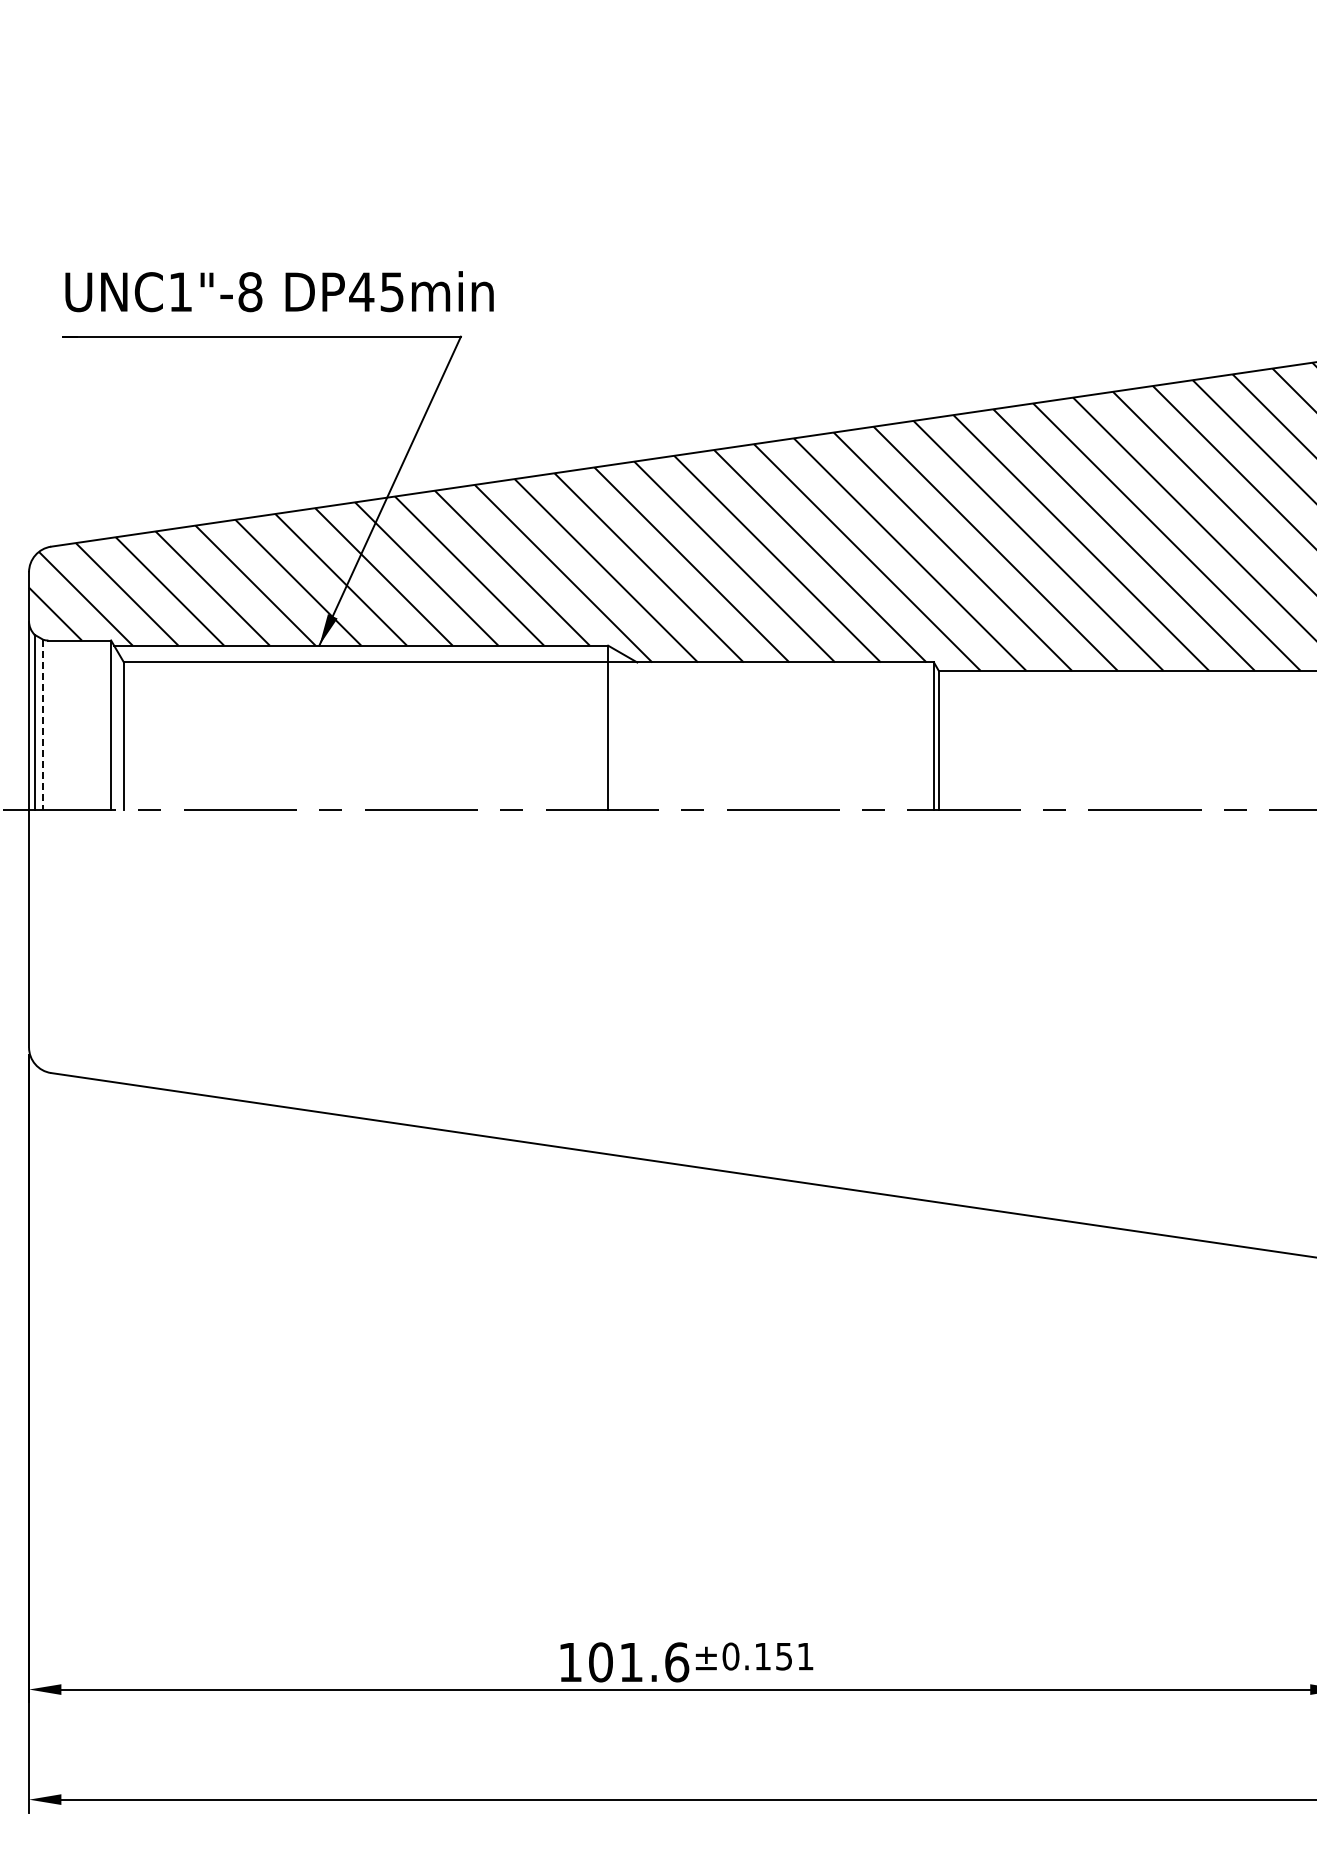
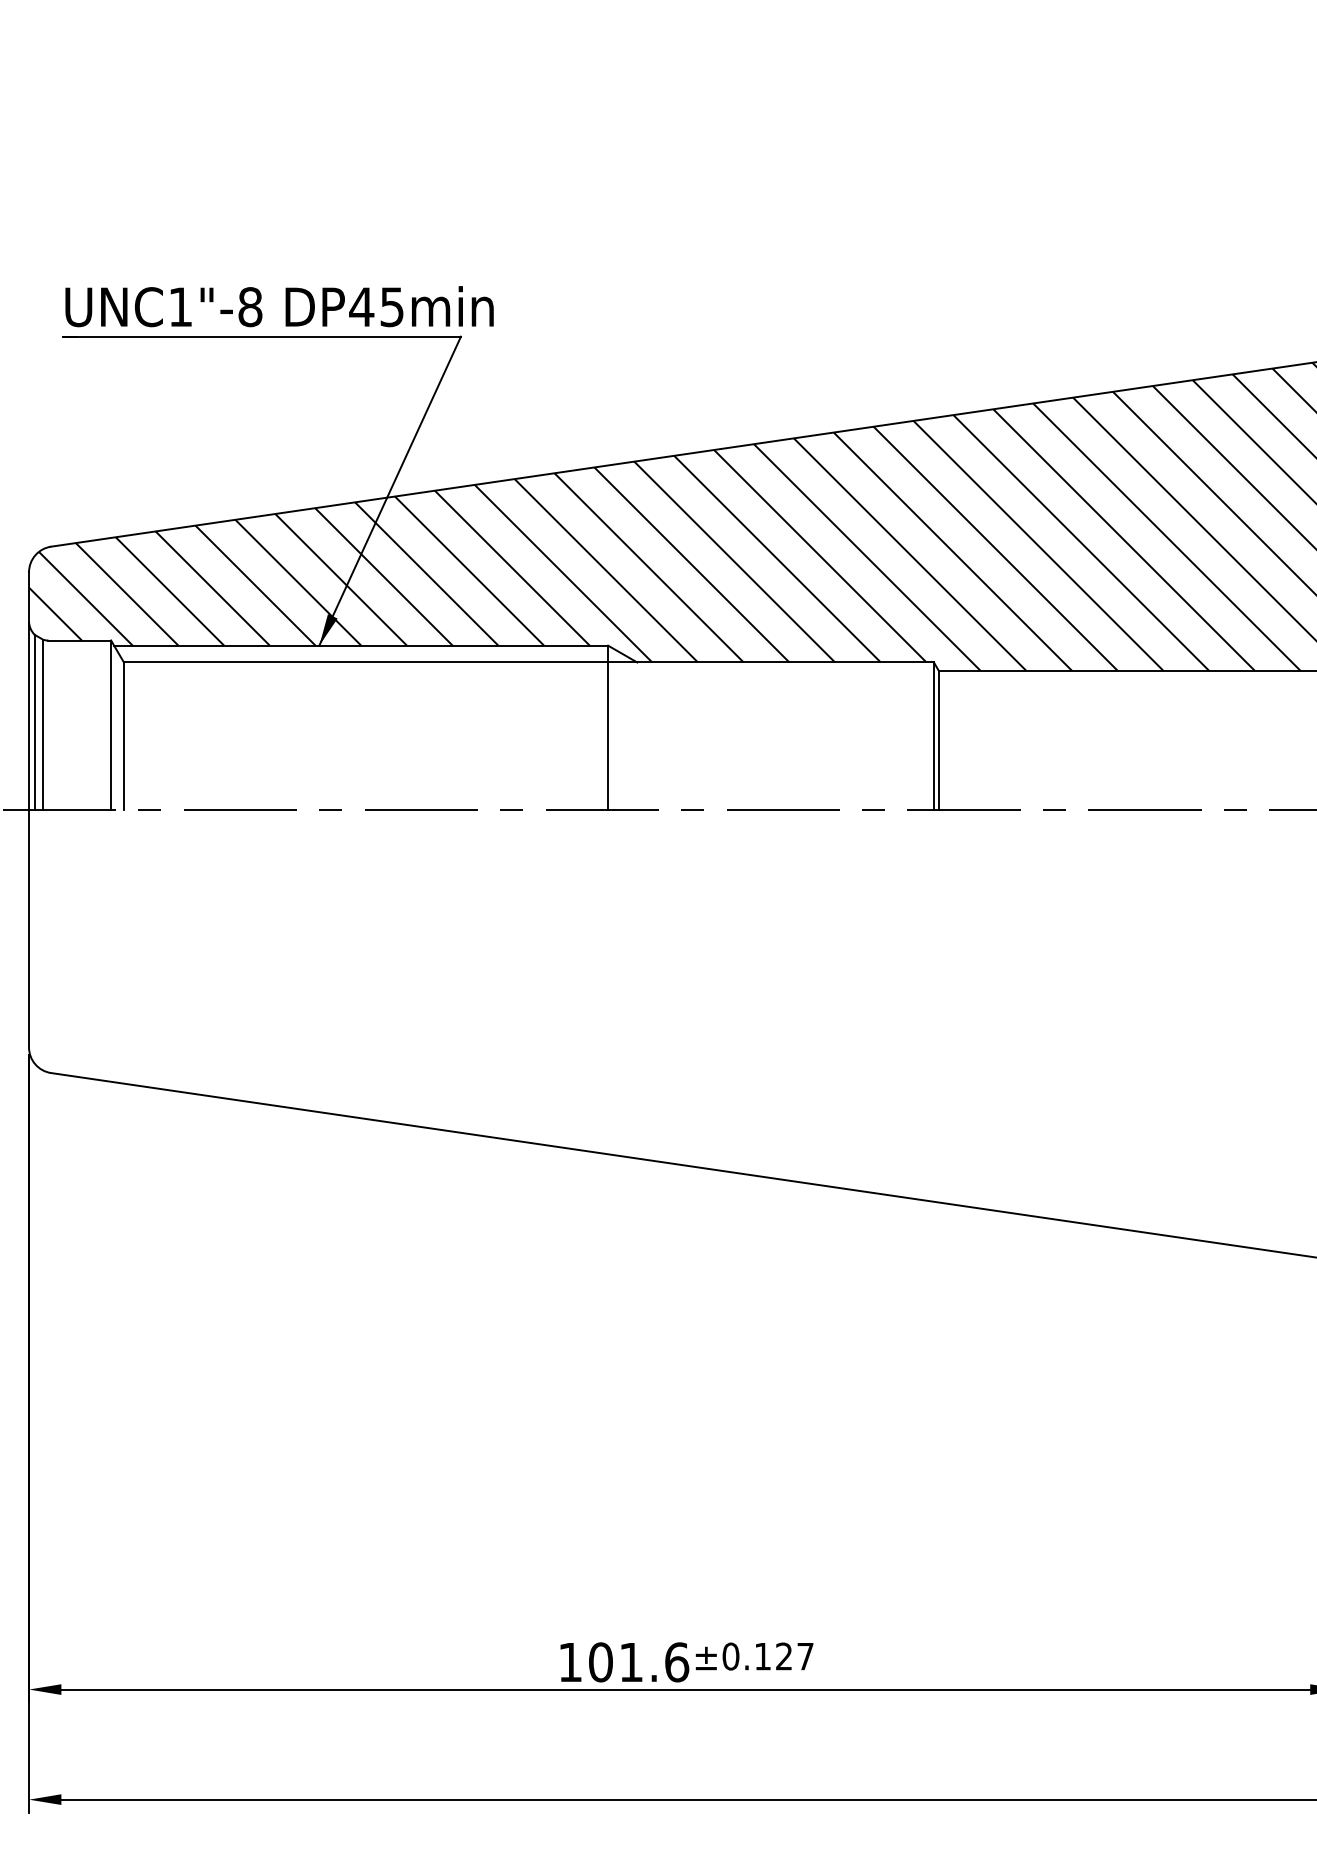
text position: (279, 291) -> (279, 306) (279, 306)
line: dashed -> solid (43, 725)
text: ±0.151 -> ±0.127 (794, 1656)
